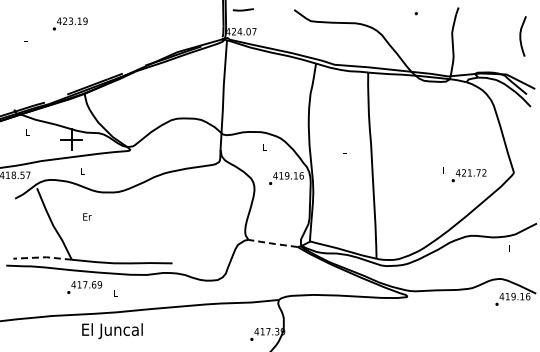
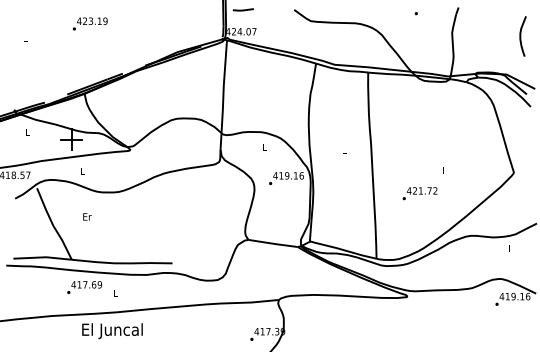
text position: (69, 23) -> (89, 23) (89, 23)
text position: (468, 175) -> (419, 193) (419, 193)
line: dashed -> solid (273, 243)
line: dashed -> solid (43, 257)
